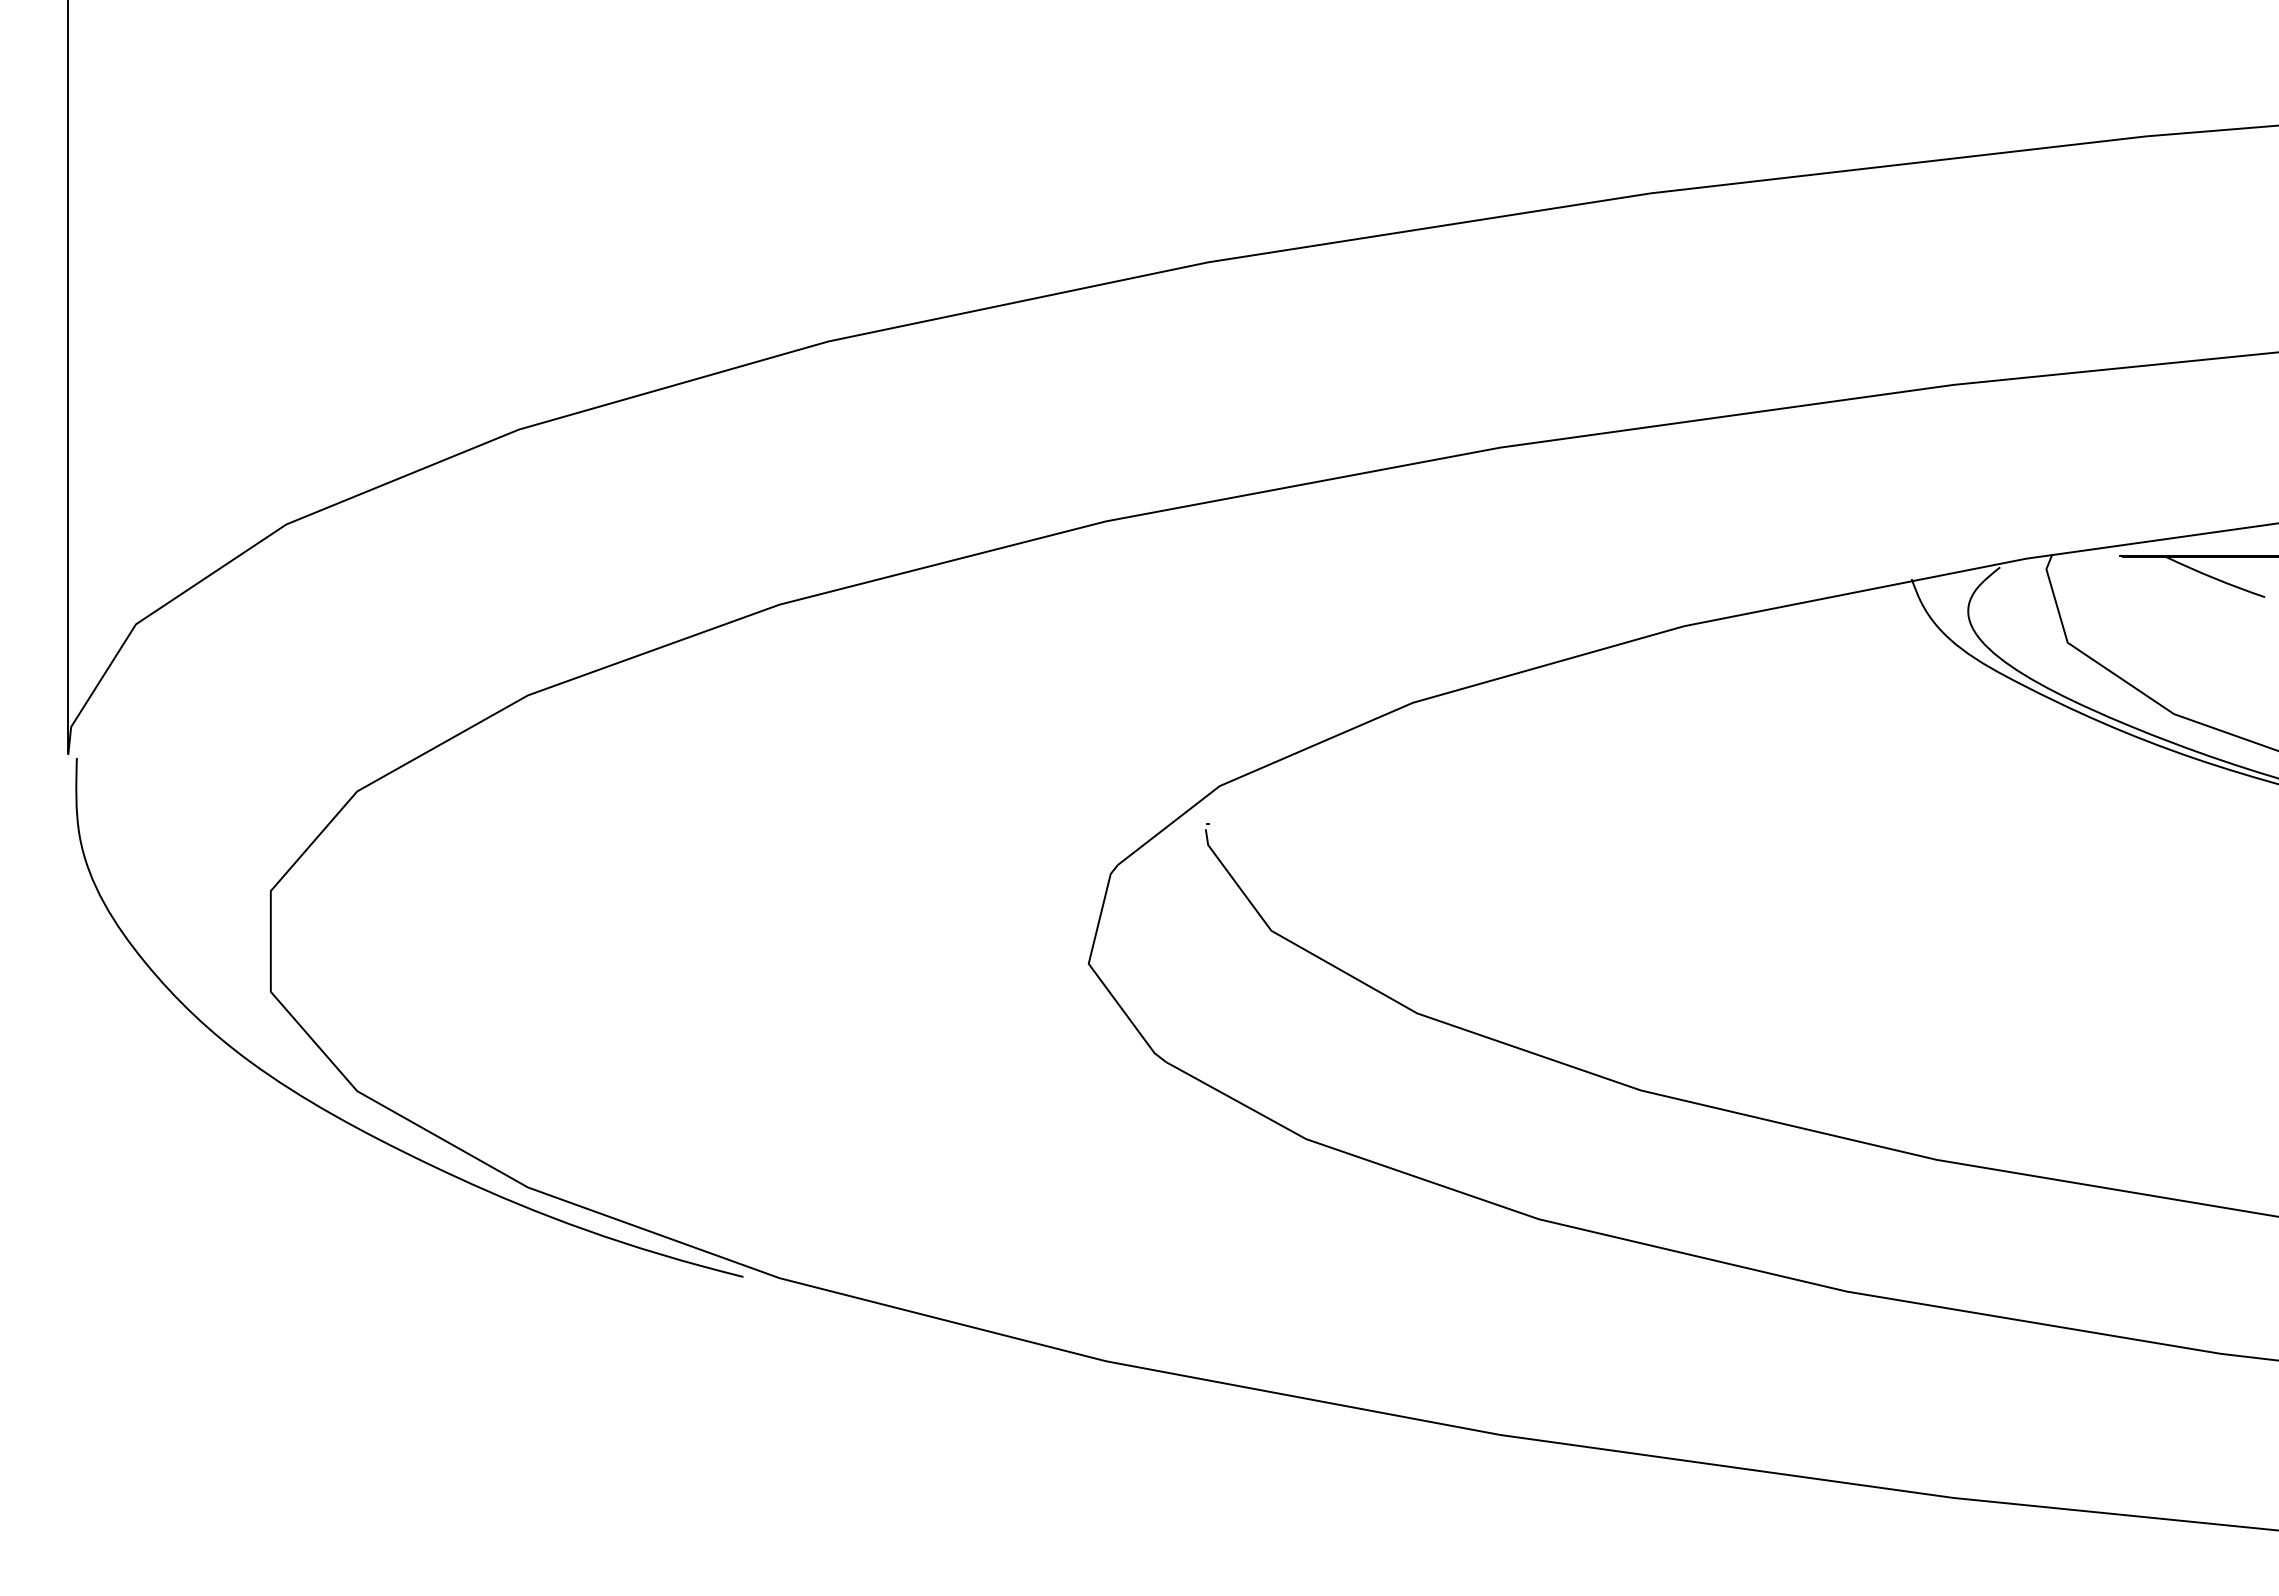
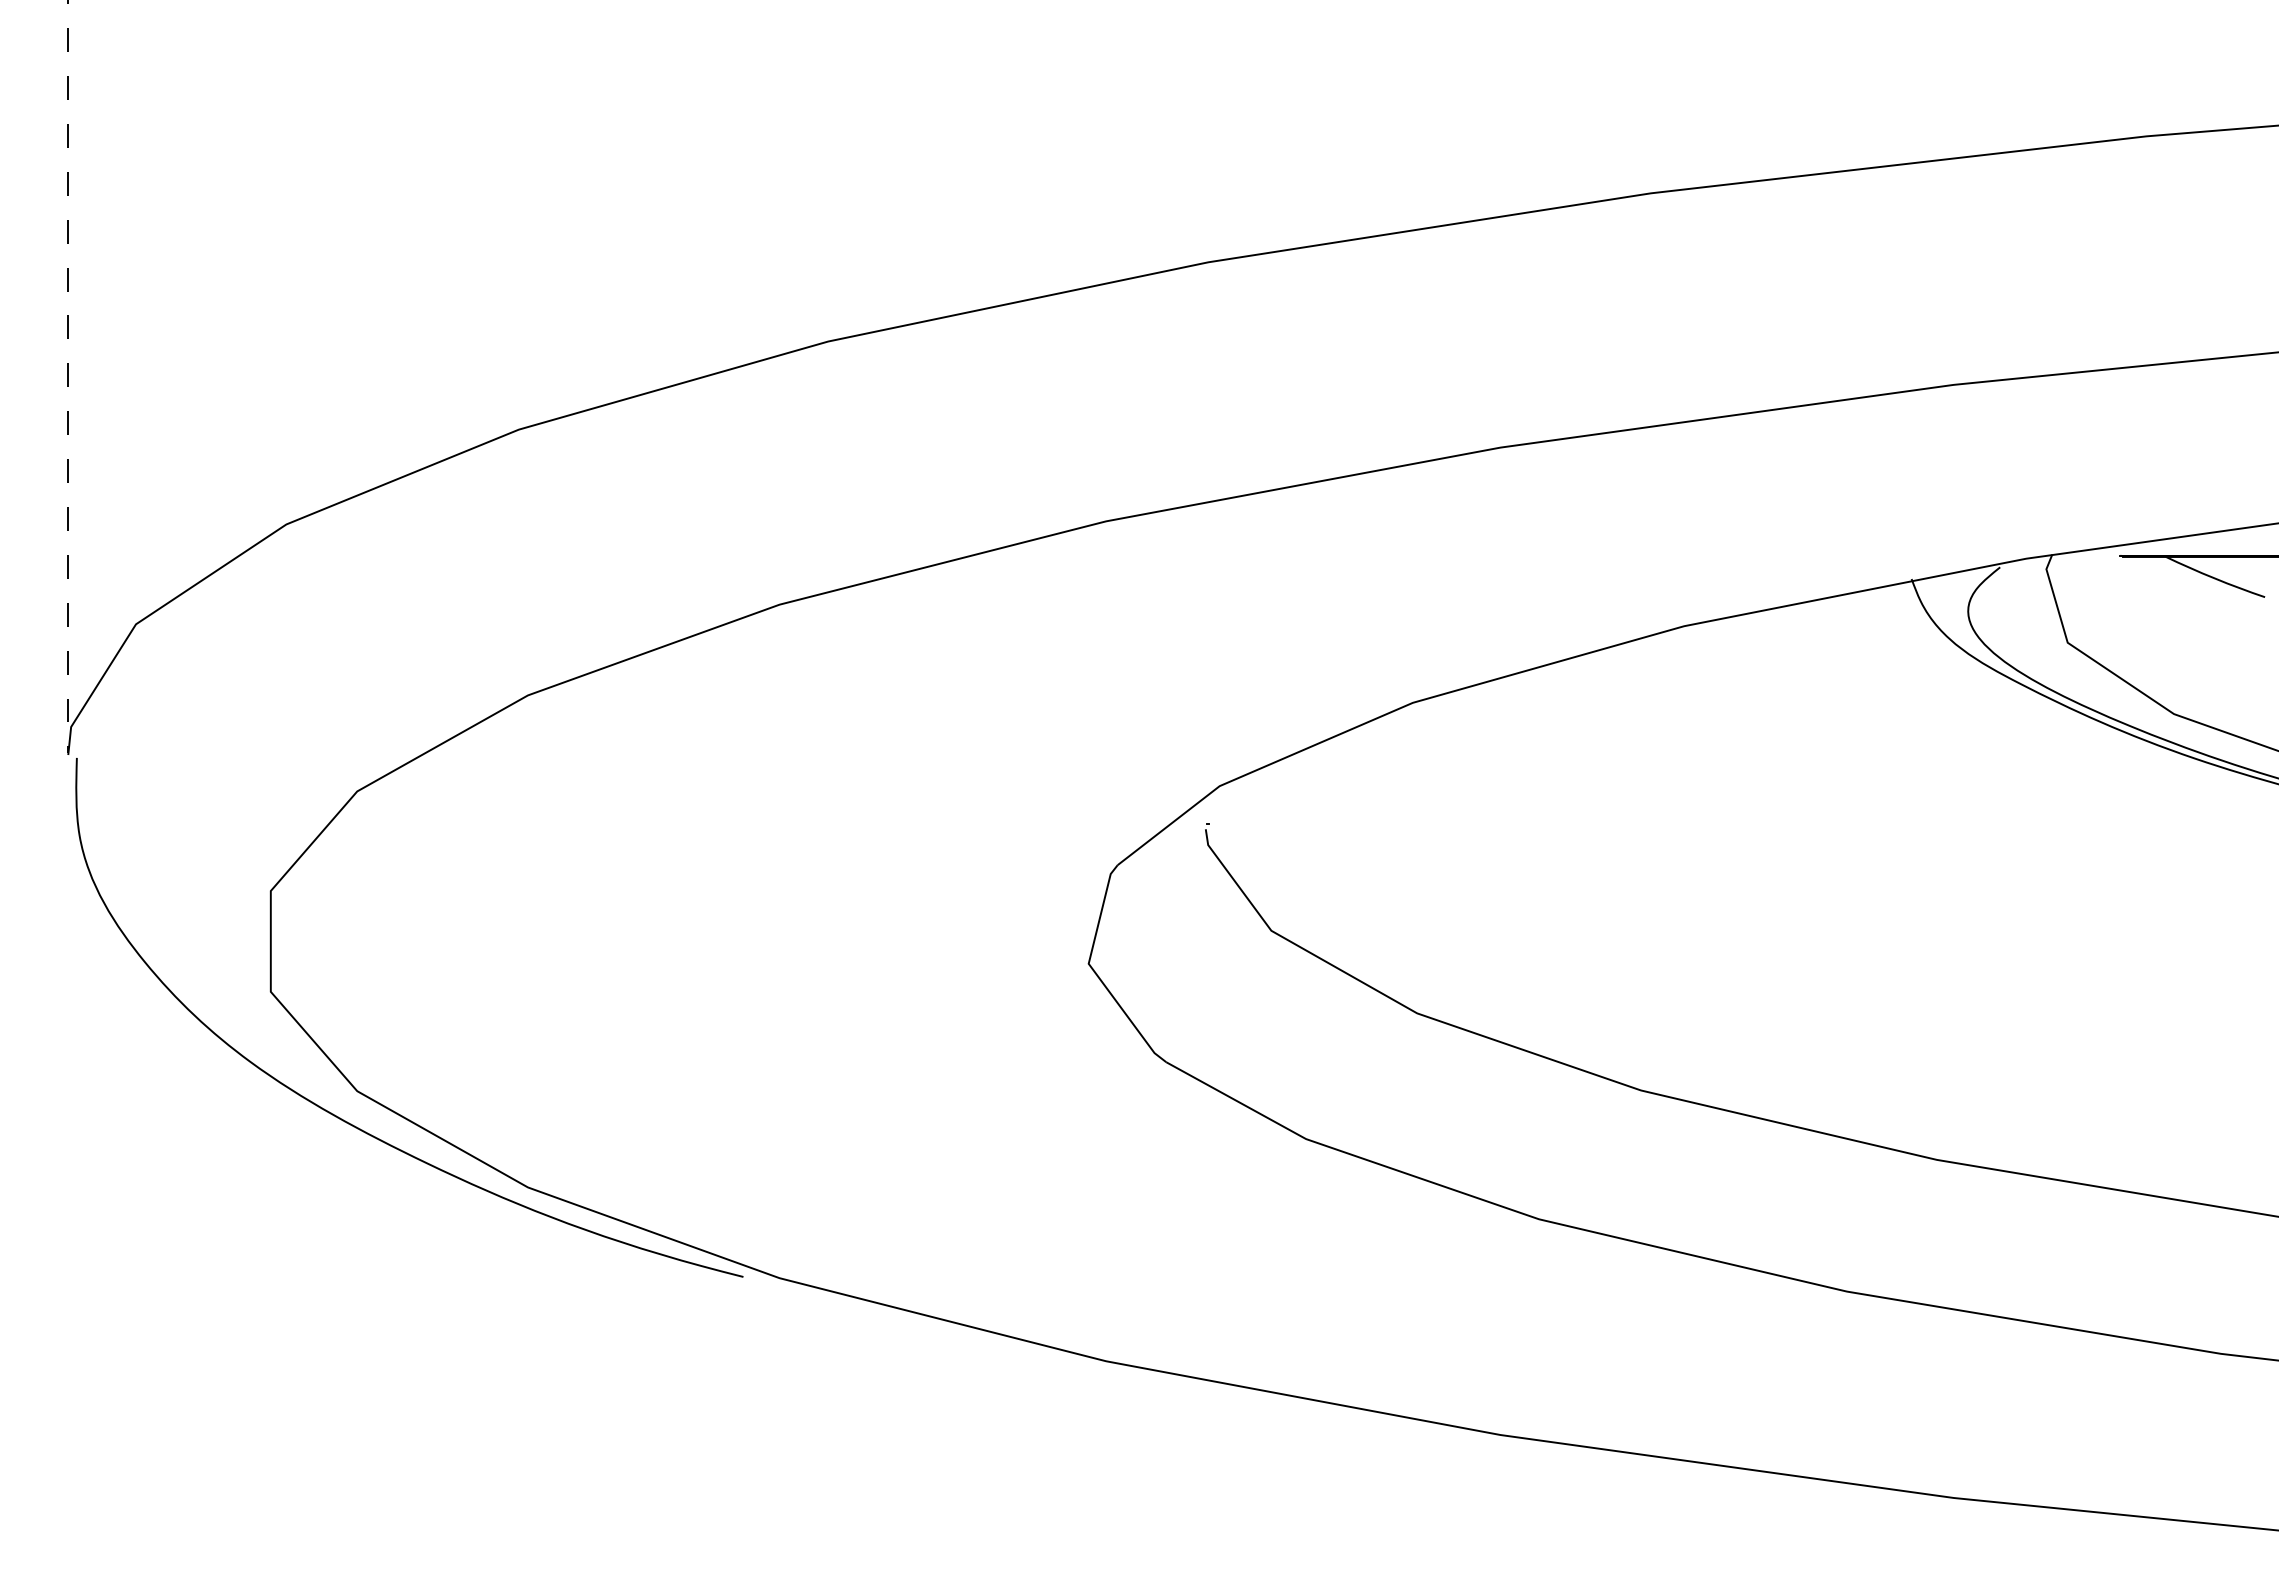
line: solid -> dashed (68, 376)
